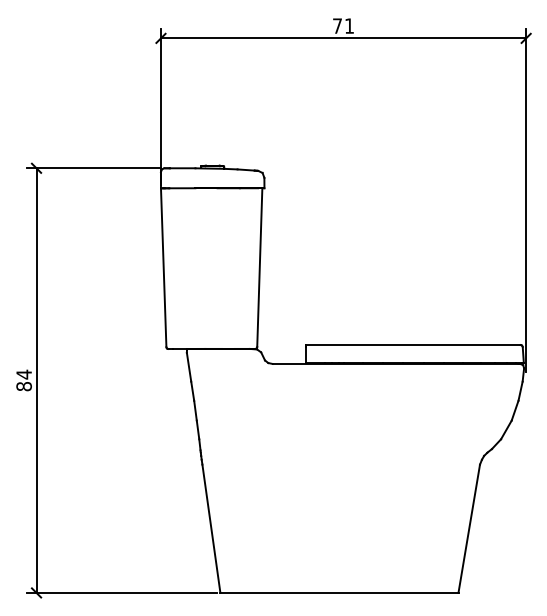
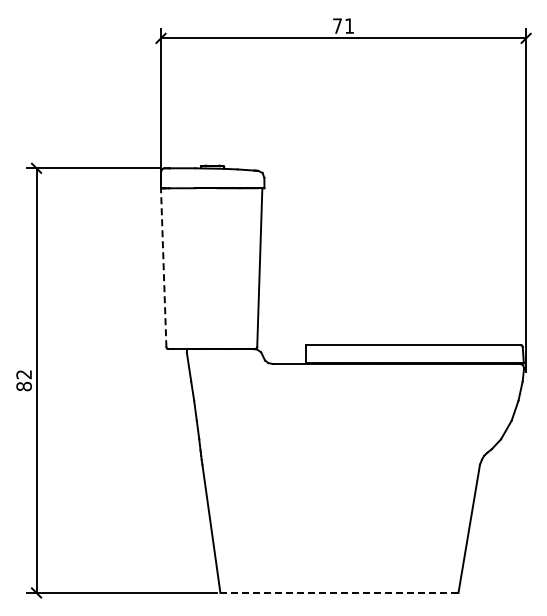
line: solid -> dashed (163, 267)
text: 84 -> 82 (23, 374)
line: solid -> dashed (339, 592)
